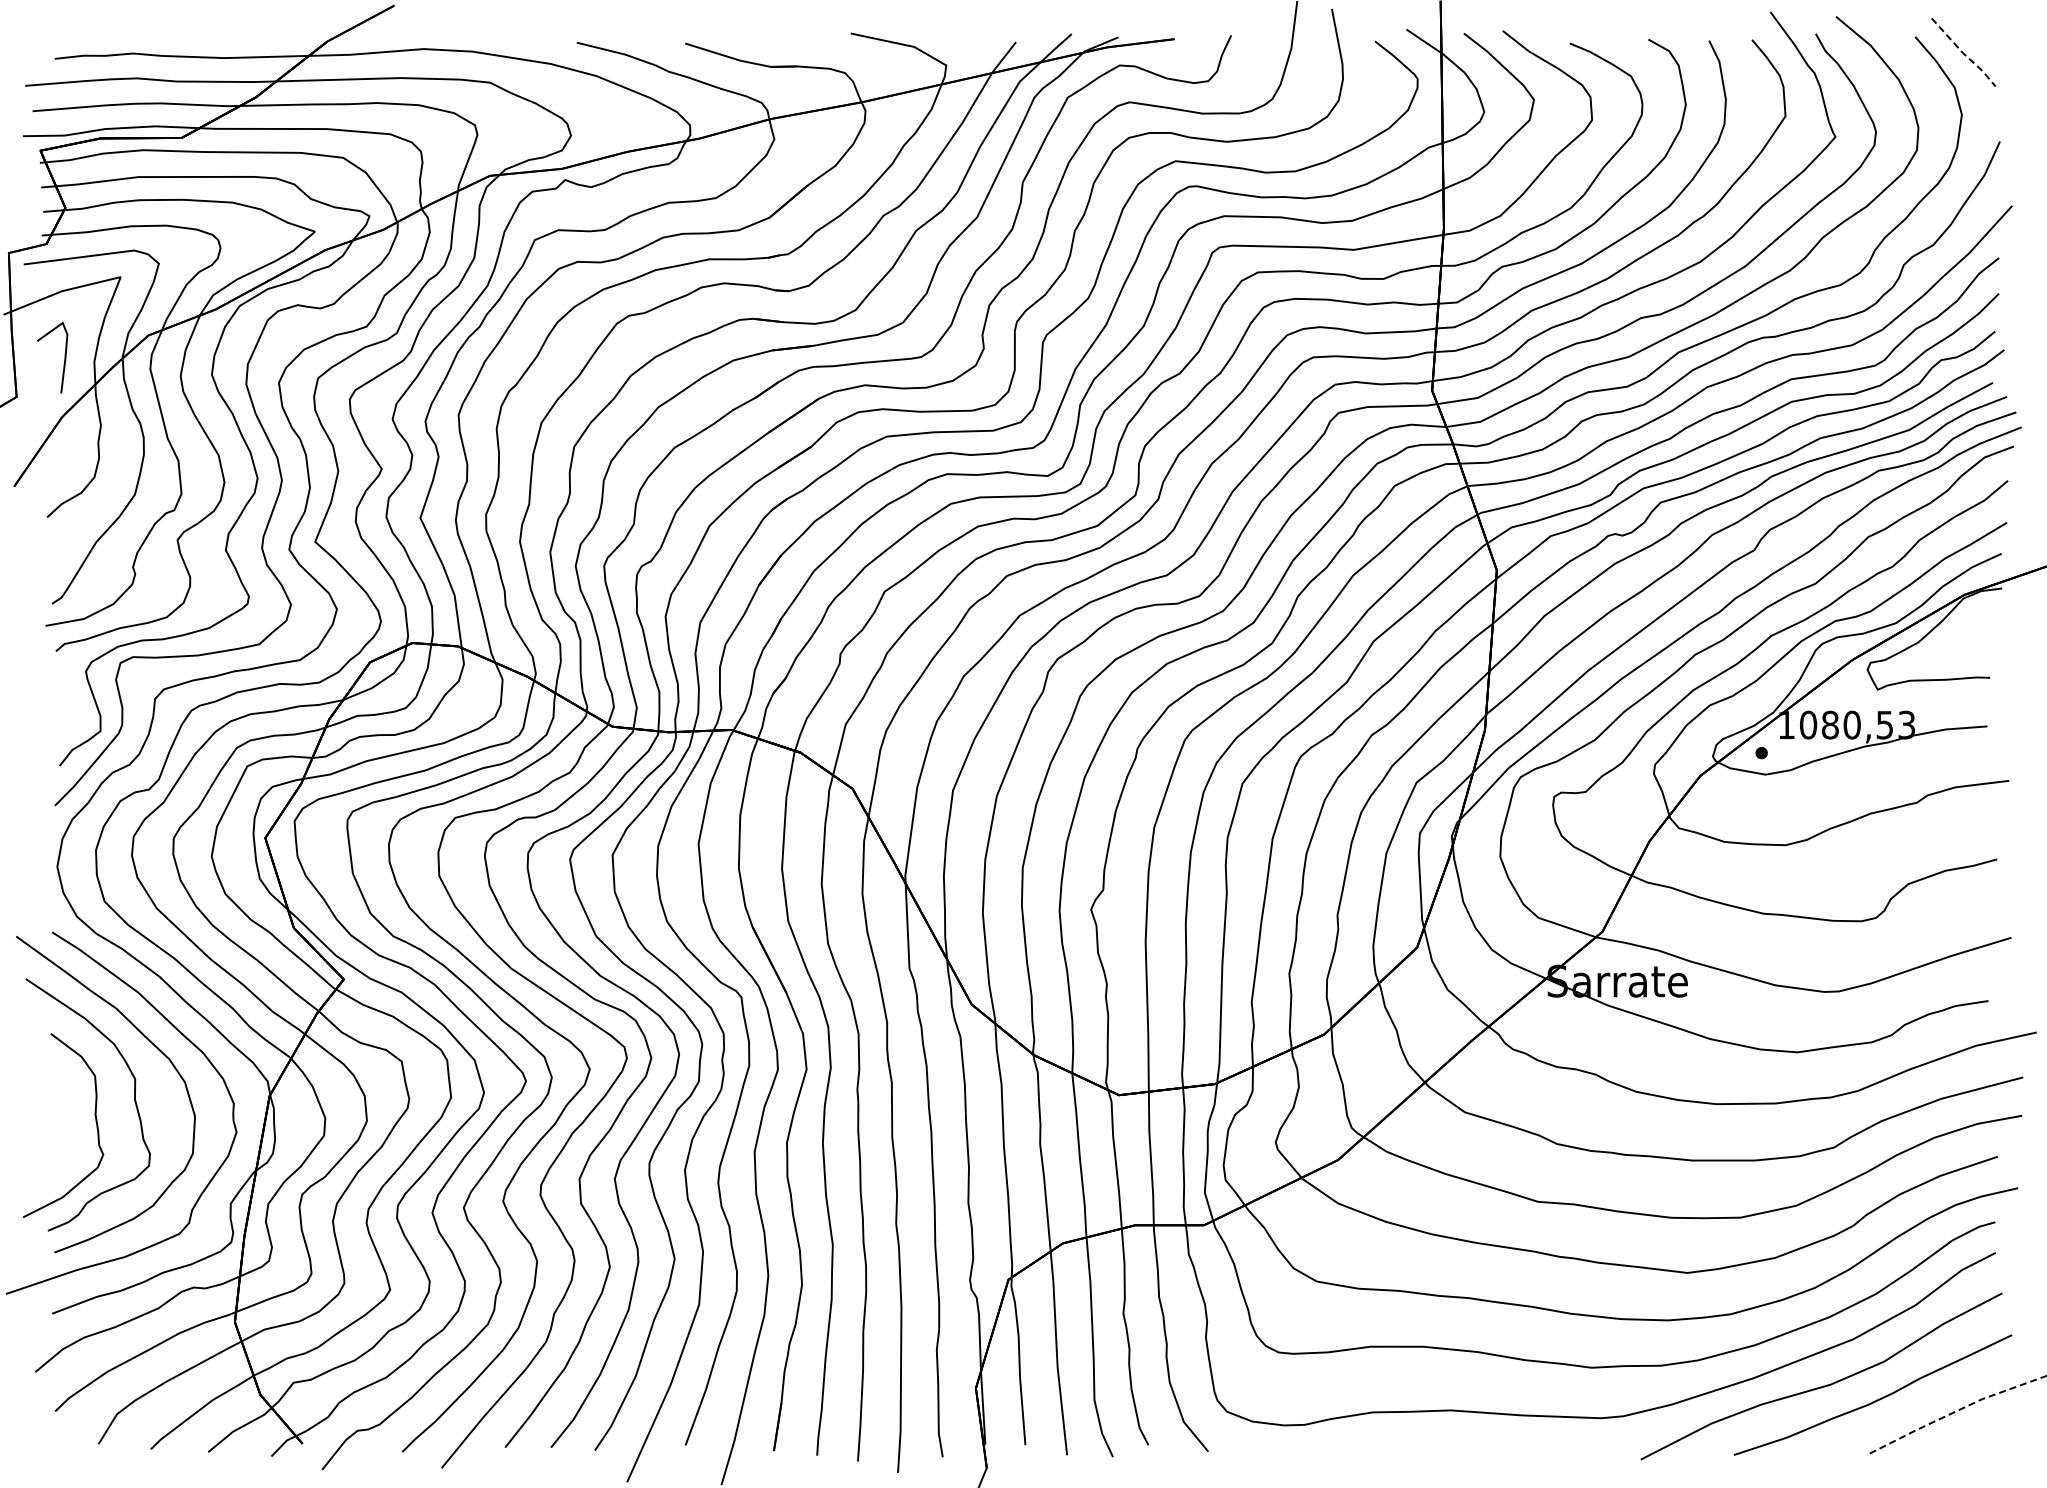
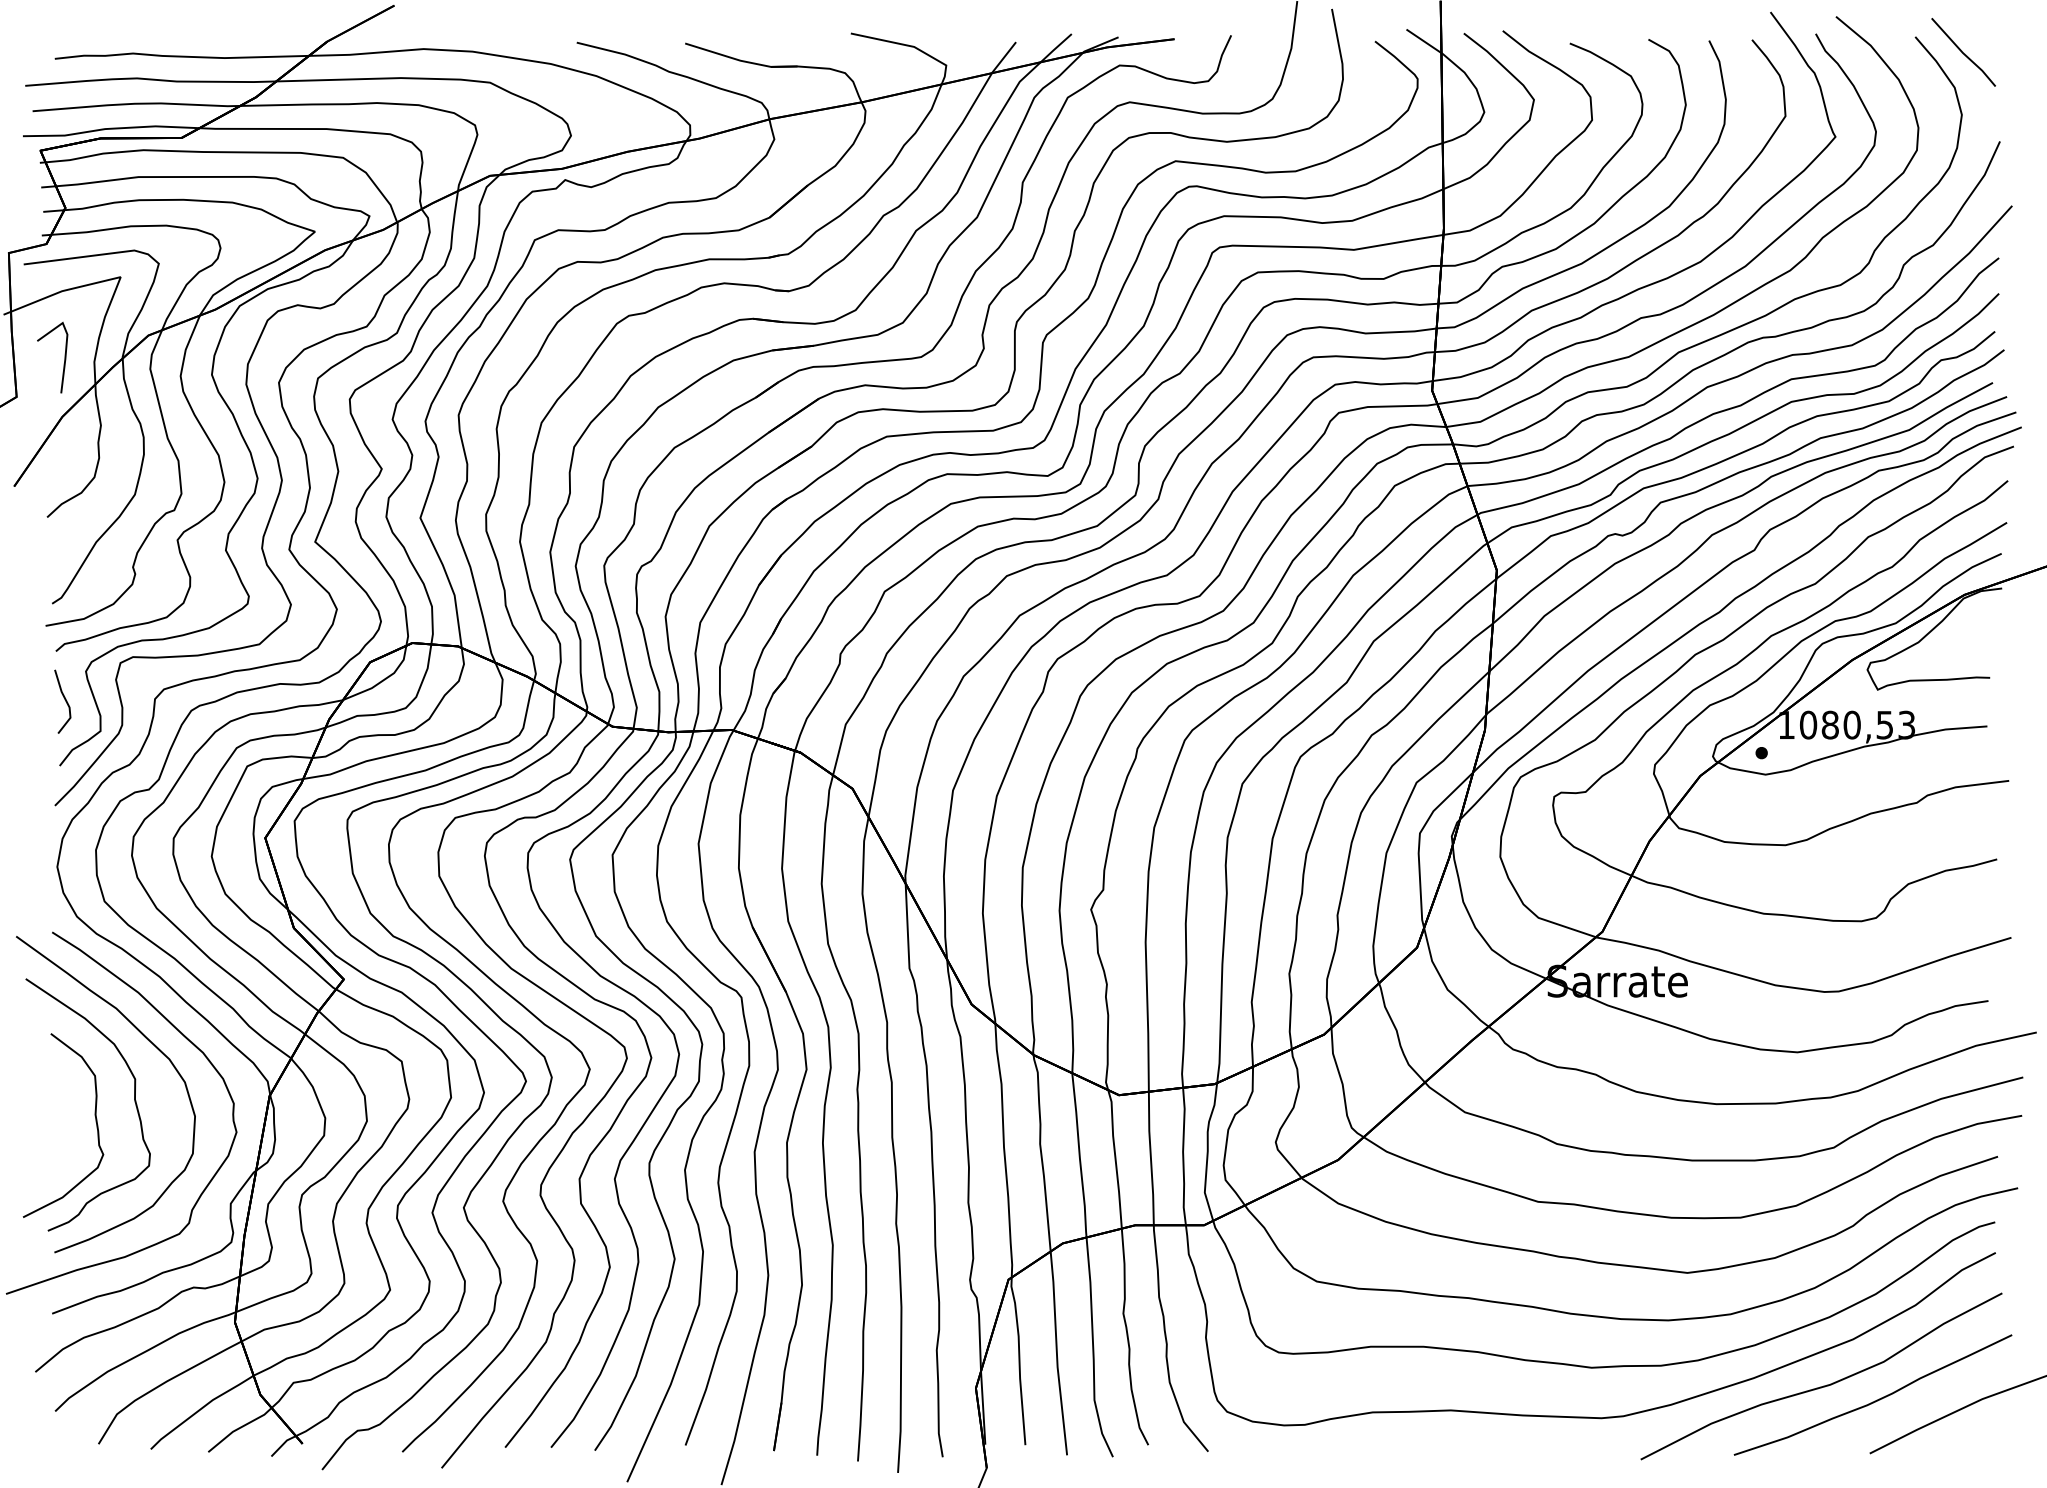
line: dashed -> solid (1963, 53)
line: none -> present (64, 699)
line: dashed -> solid (1957, 1410)
